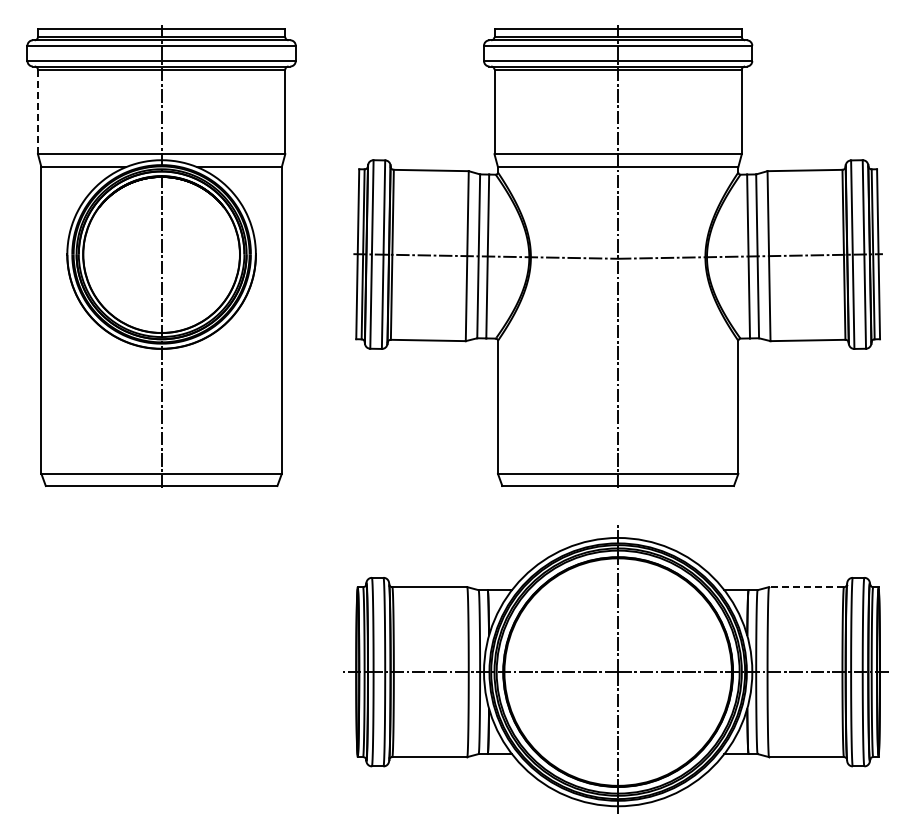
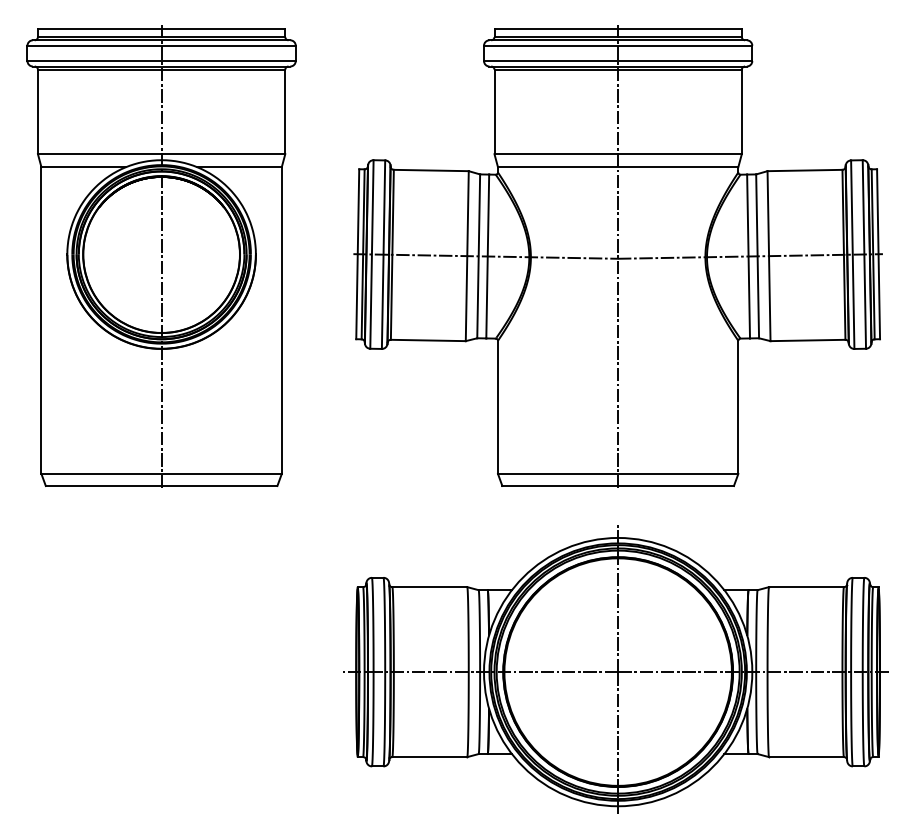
line: dashed -> solid (37, 112)
line: dashed -> solid (805, 587)
